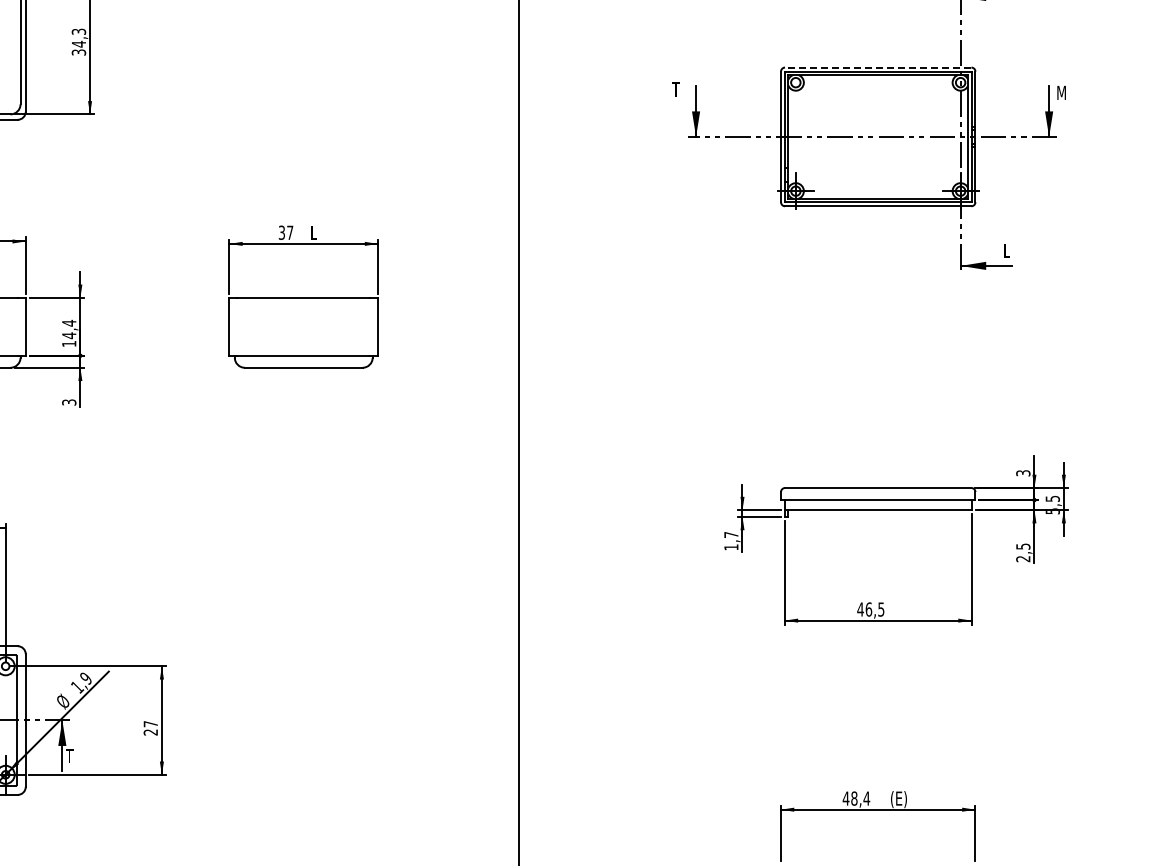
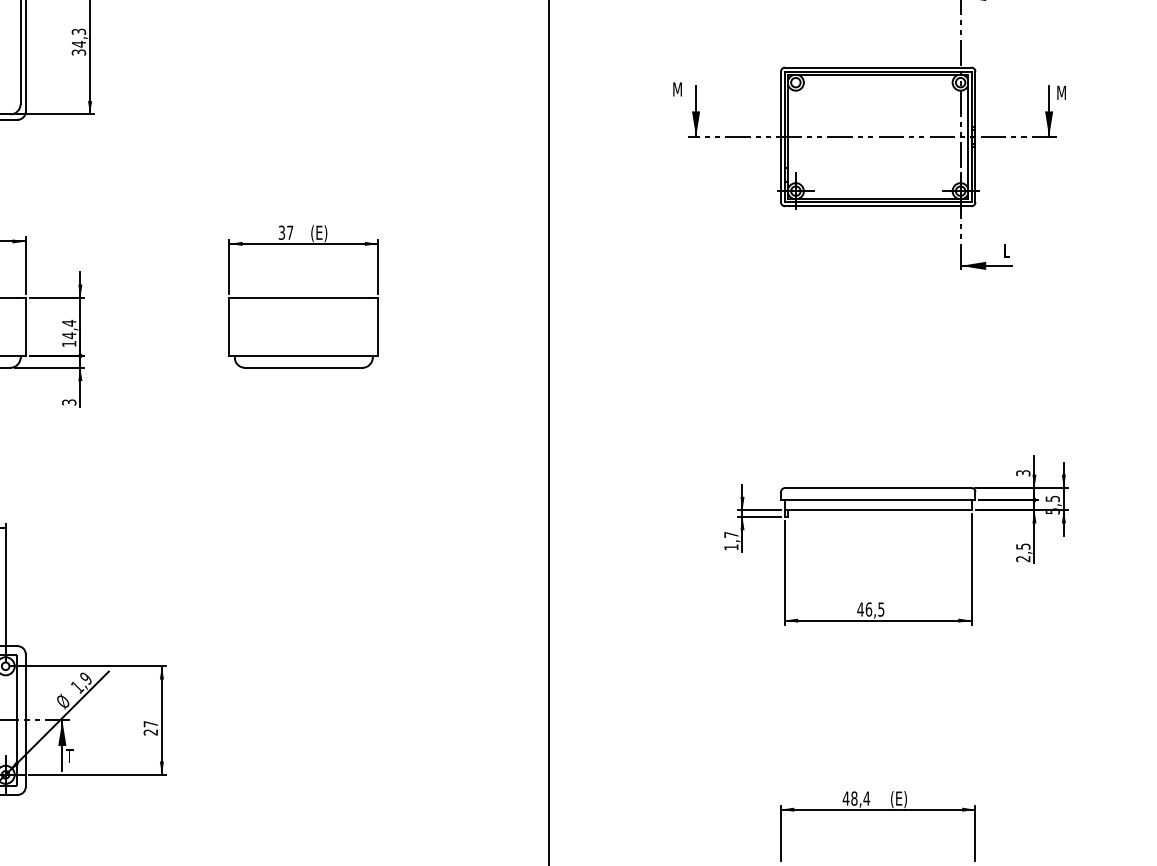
line: dashed -> solid (877, 67)
text: T -> M (676, 89)
text: L -> (E) (319, 233)
line position: (518, 432) -> (548, 432) (548, 432)
